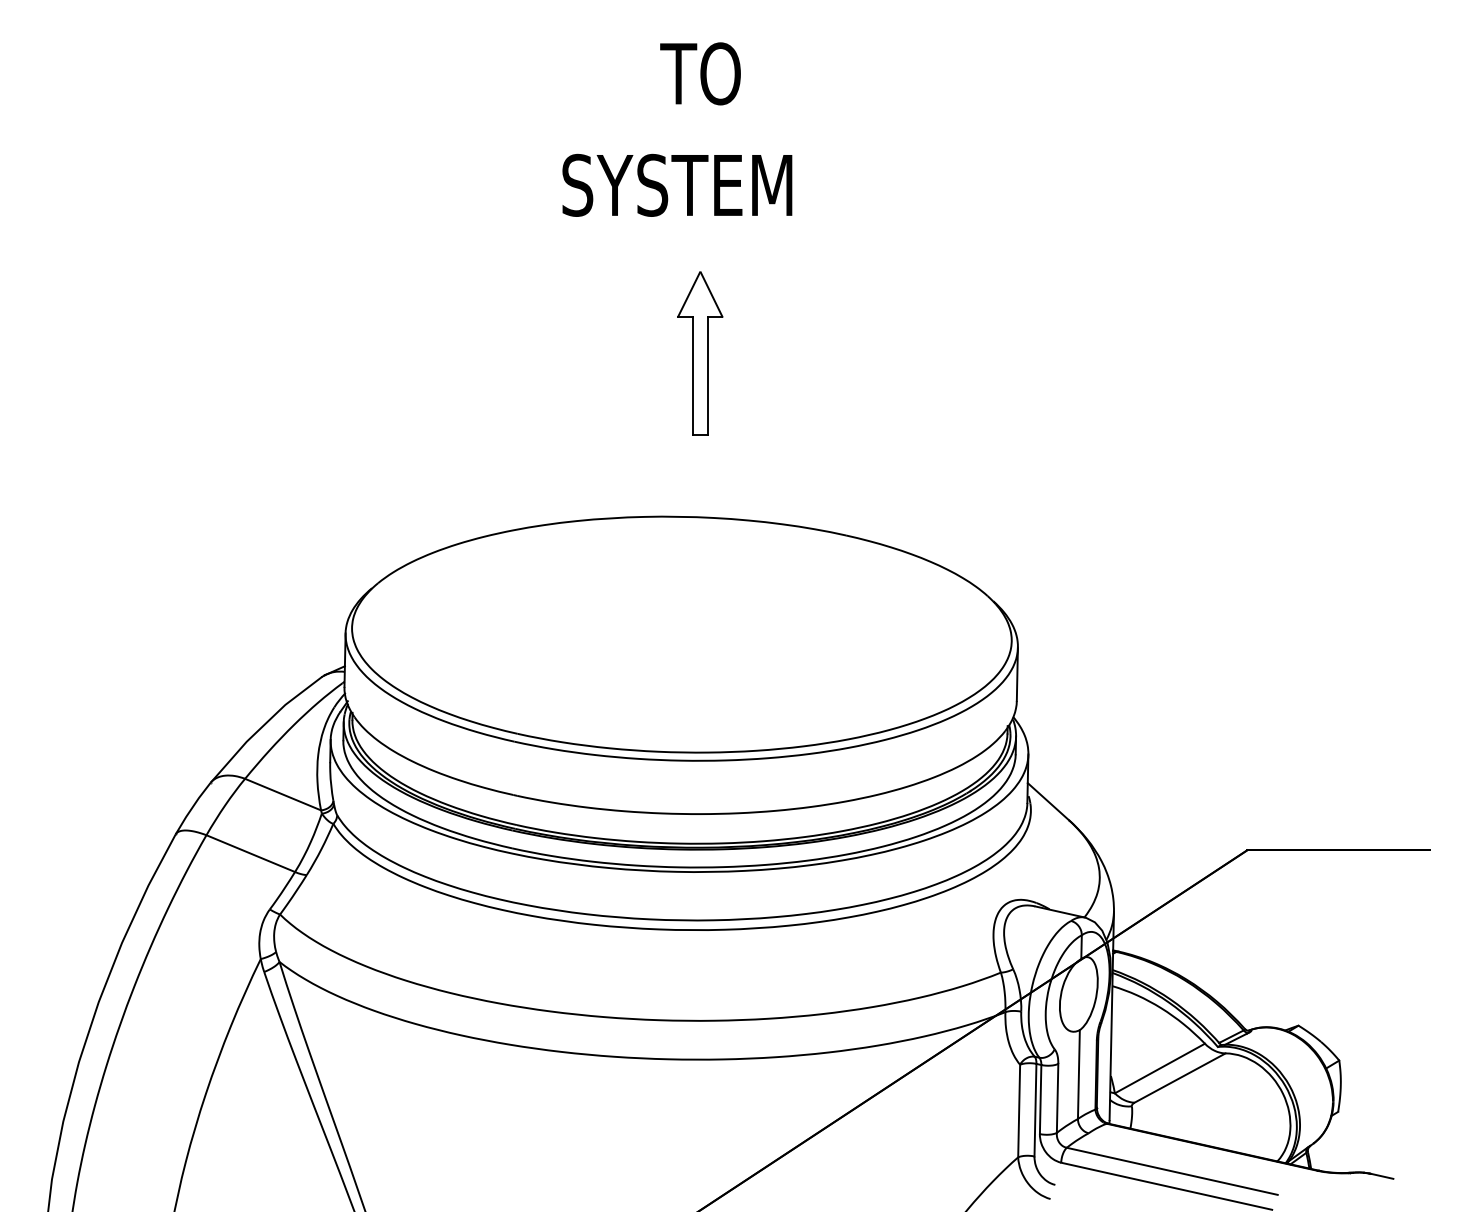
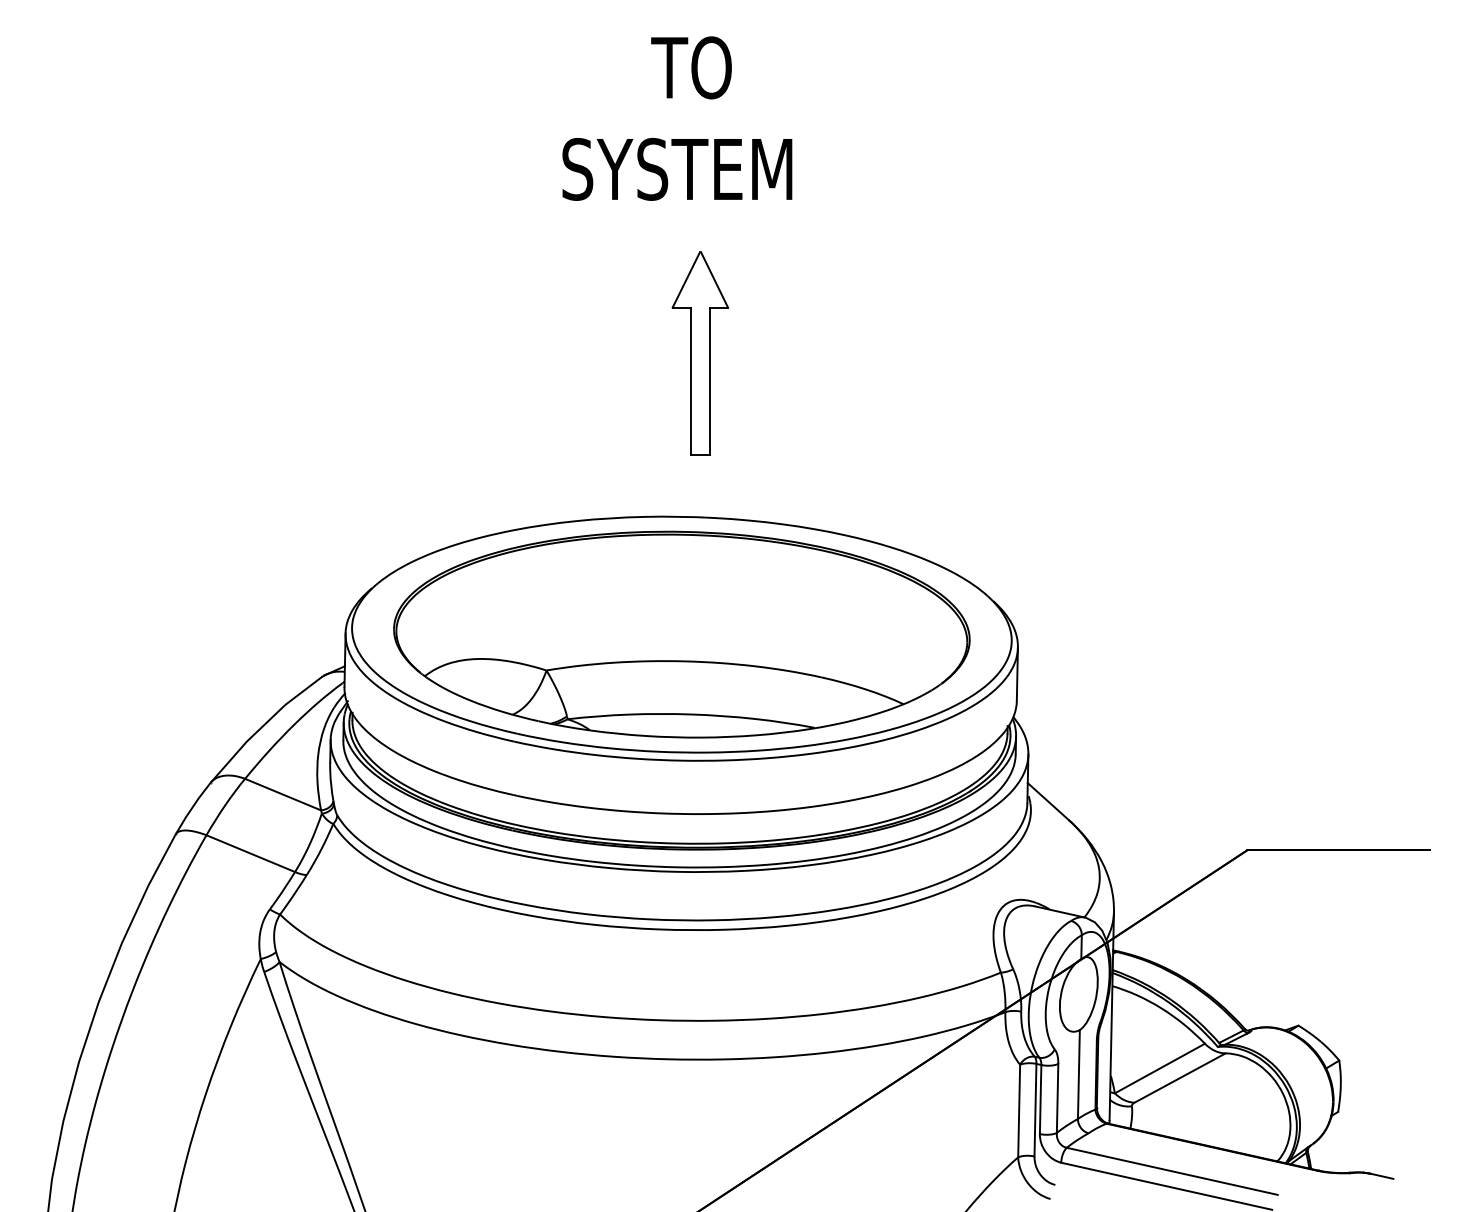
text position: (700, 73) -> (691, 67) (691, 67)
text position: (677, 184) -> (677, 168) (677, 168)
part size: 47x165 px -> 58x205 px (699, 353)
part: none -> present (681, 634)
